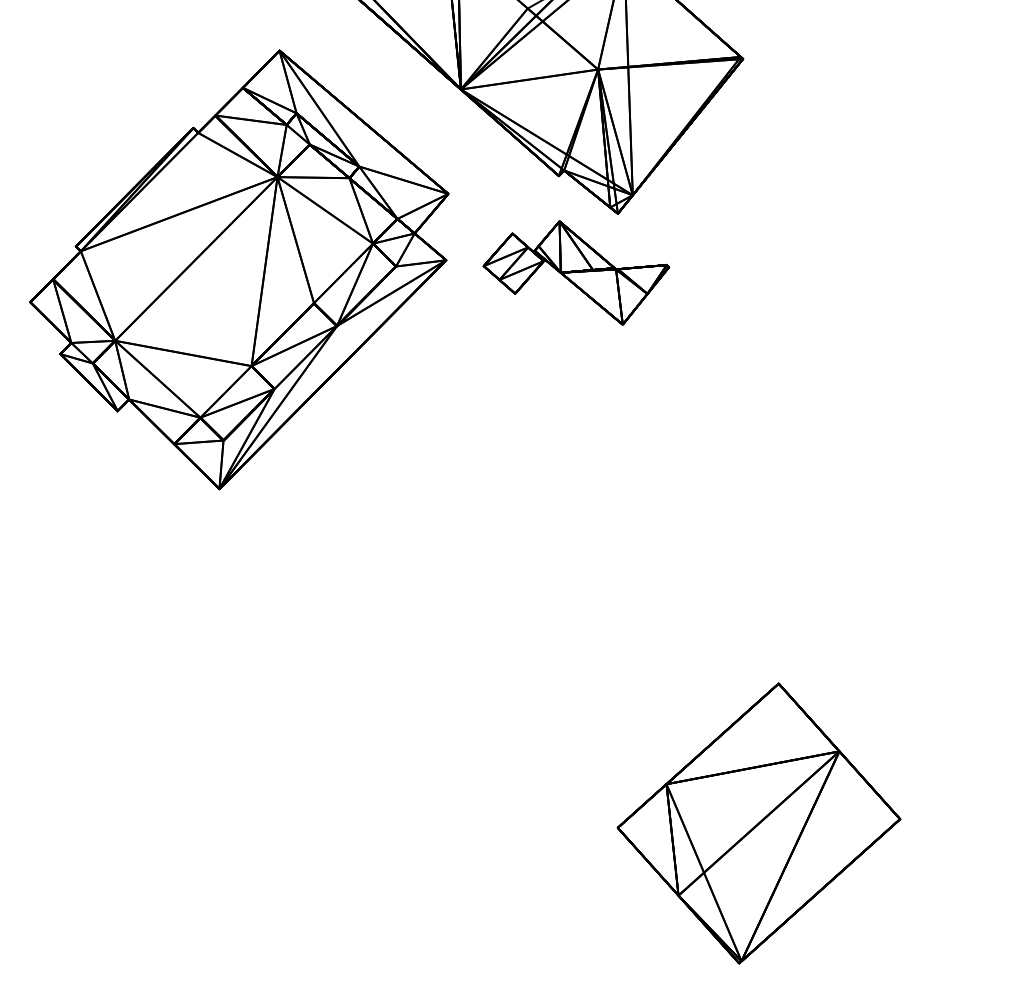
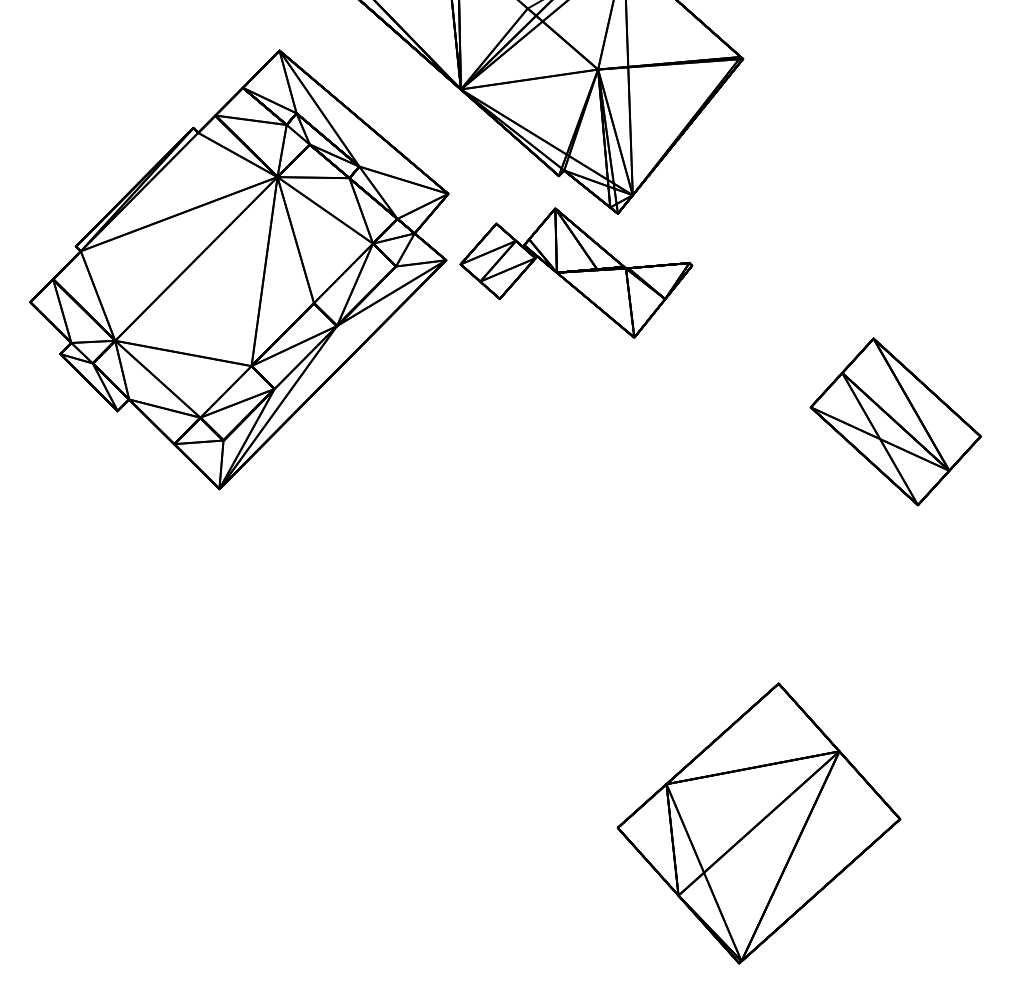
part size: 189x106 px -> 235x132 px (576, 272)
part: none -> present (895, 421)
